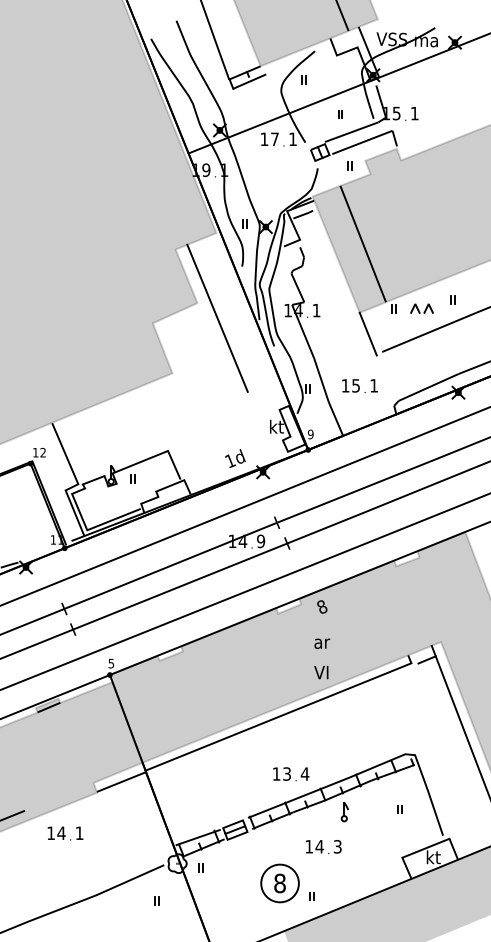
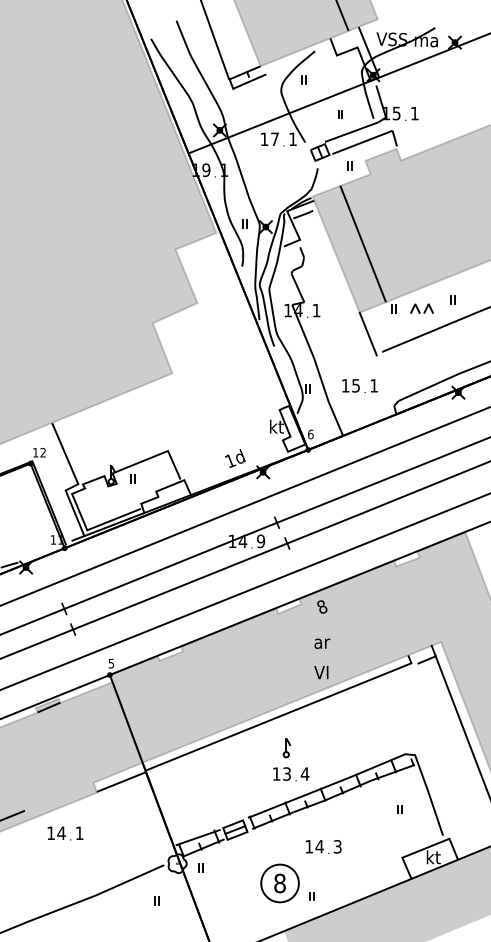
line: present -> none (217, 317)
text: 9 -> 6 (310, 434)
part position: (344, 812) -> (286, 748) (286, 748)
